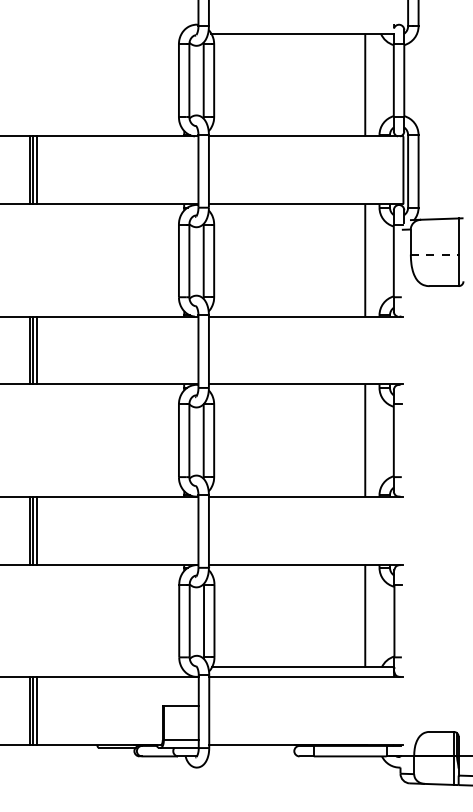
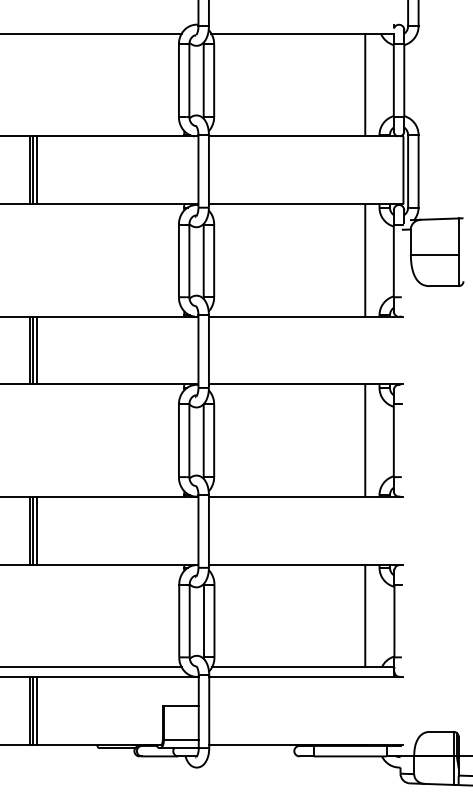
line: none -> present (91, 33)
line: dashed -> solid (434, 254)
line: none -> present (91, 667)
